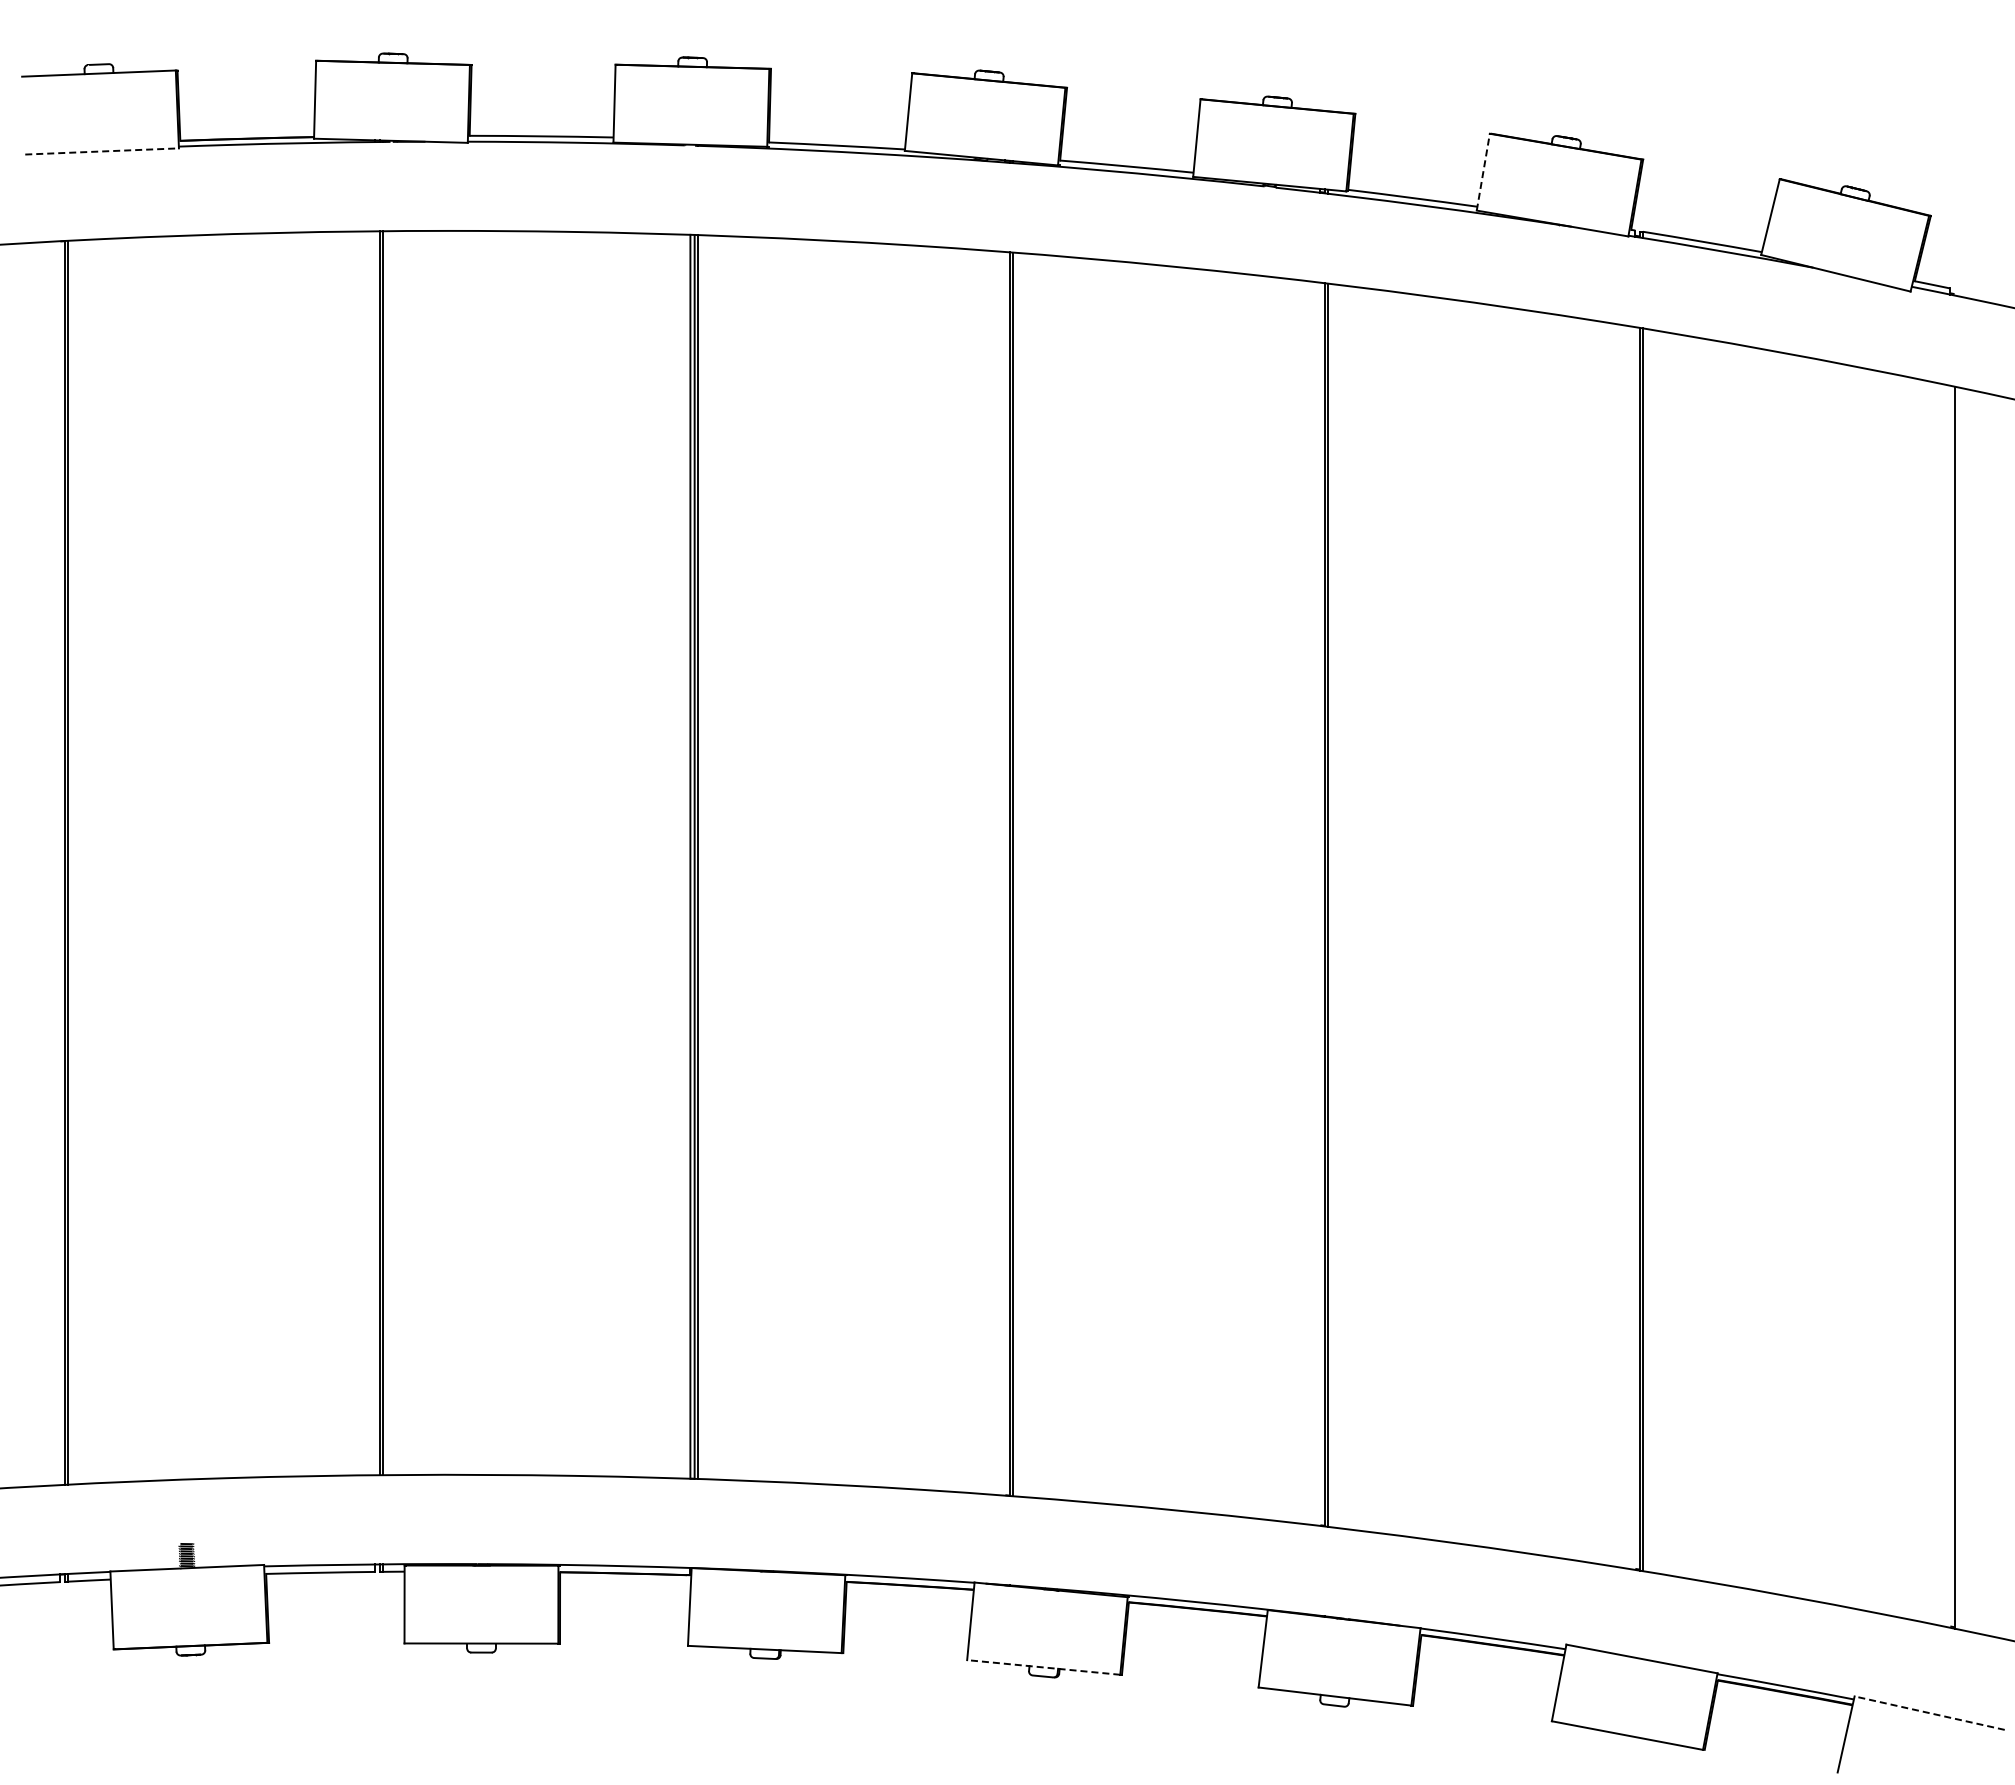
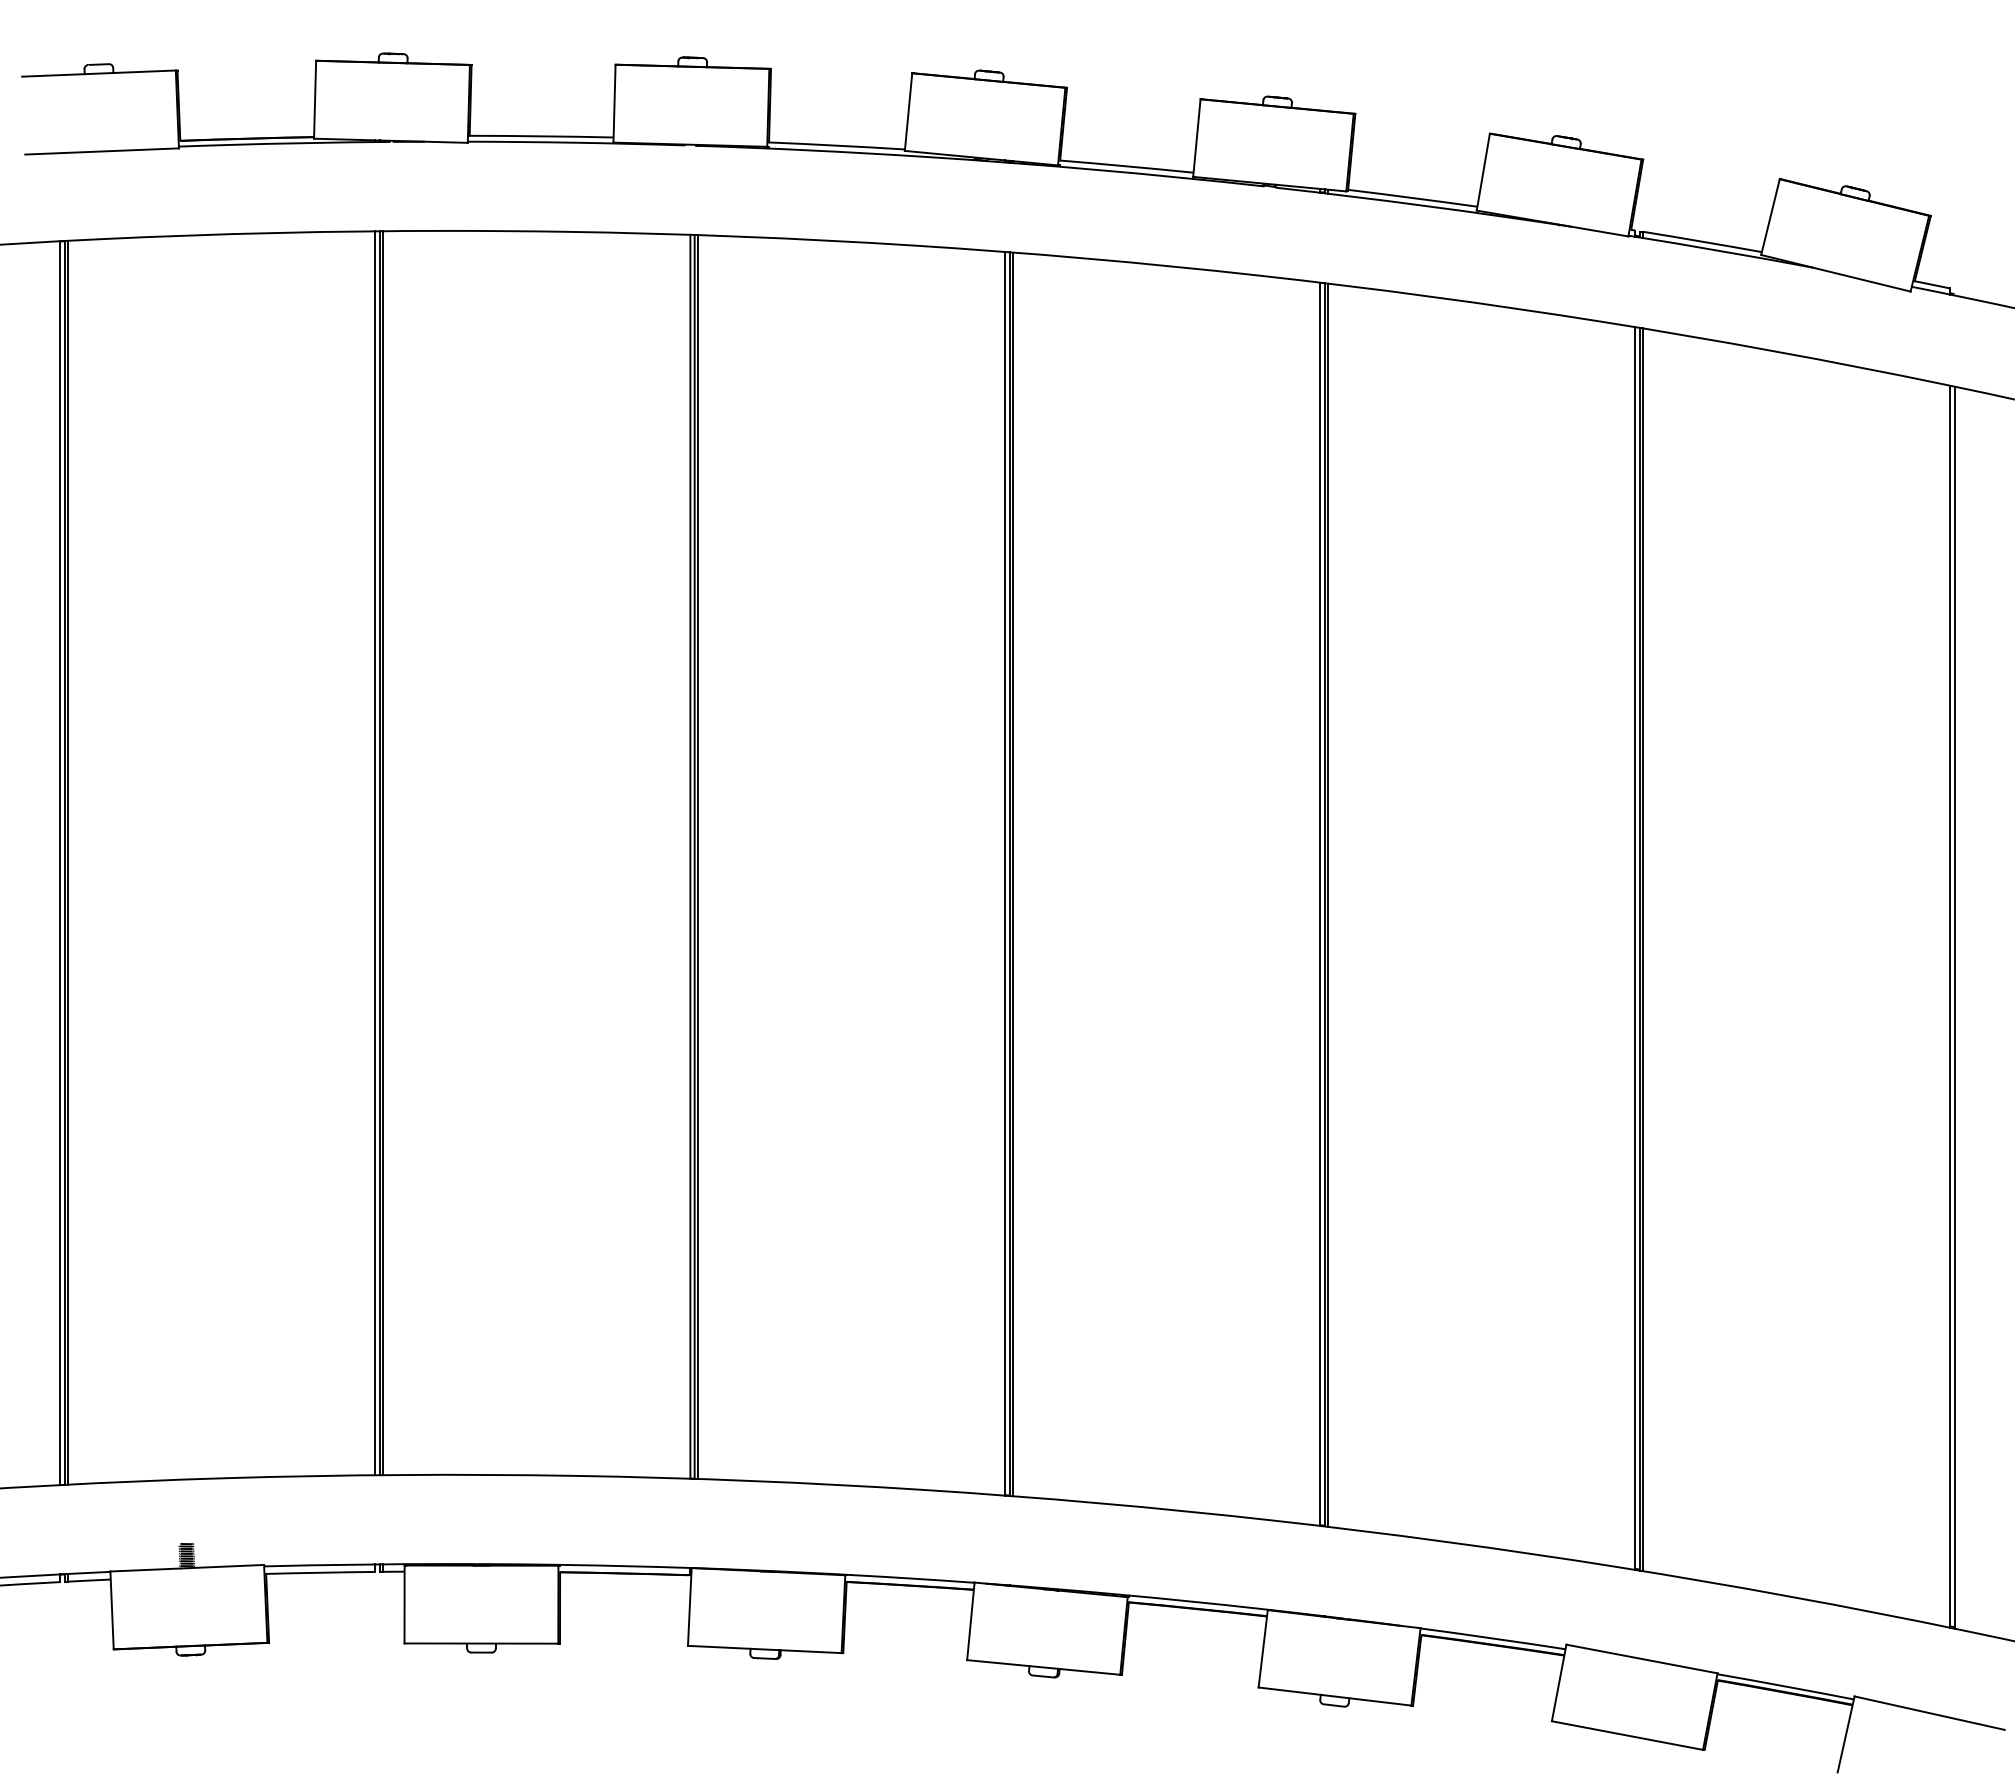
line: dashed -> solid (102, 151)
line: dashed -> solid (1483, 172)
line: none -> present (375, 853)
line: none -> present (60, 863)
line: none -> present (1005, 873)
line: none -> present (1320, 903)
line: none -> present (1635, 948)
line: none -> present (1950, 1006)
line: dashed -> solid (1043, 1667)
line: dashed -> solid (1929, 1713)
